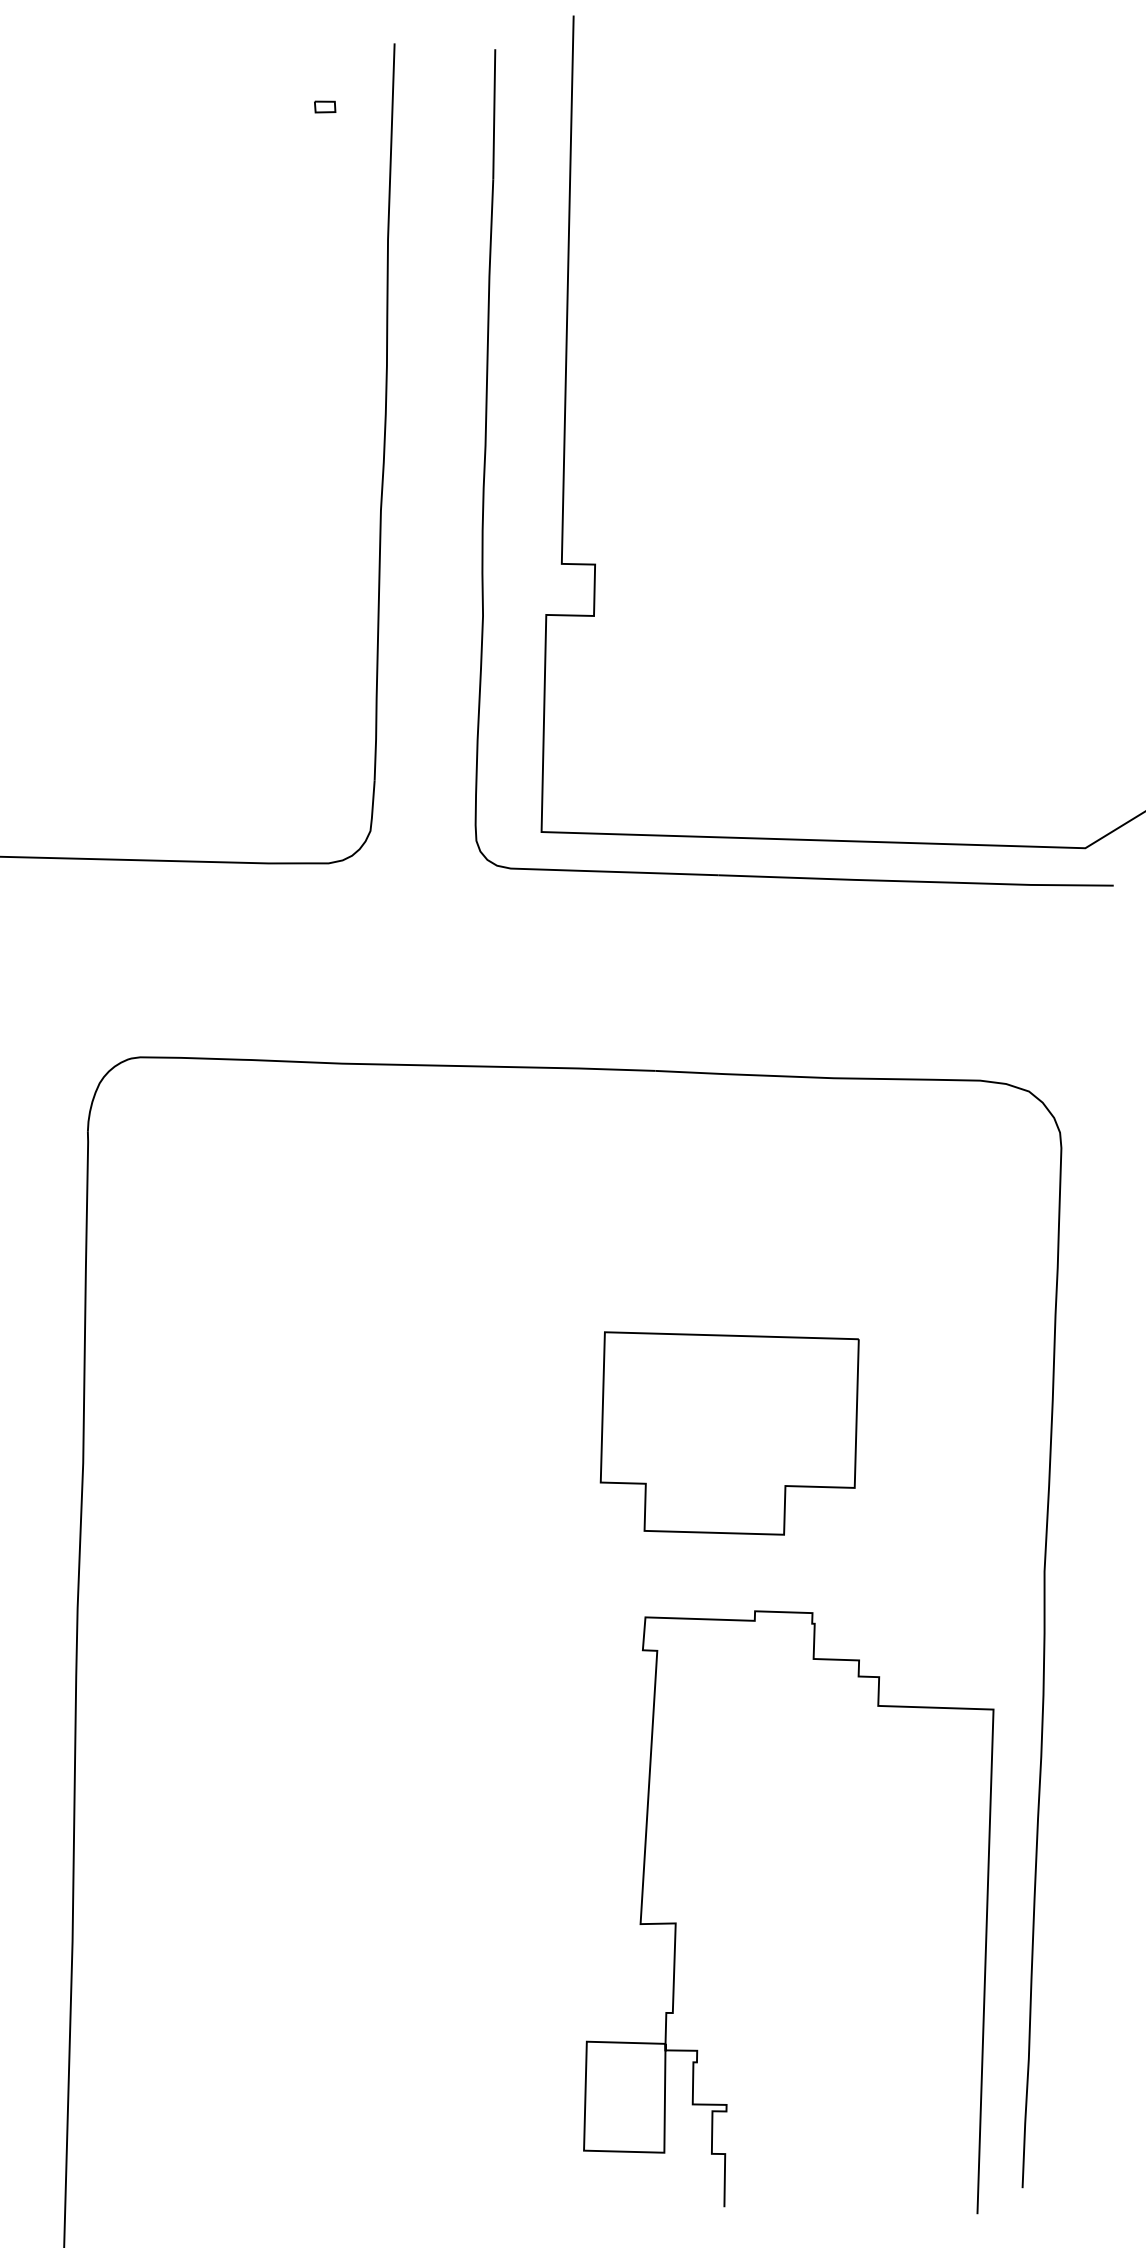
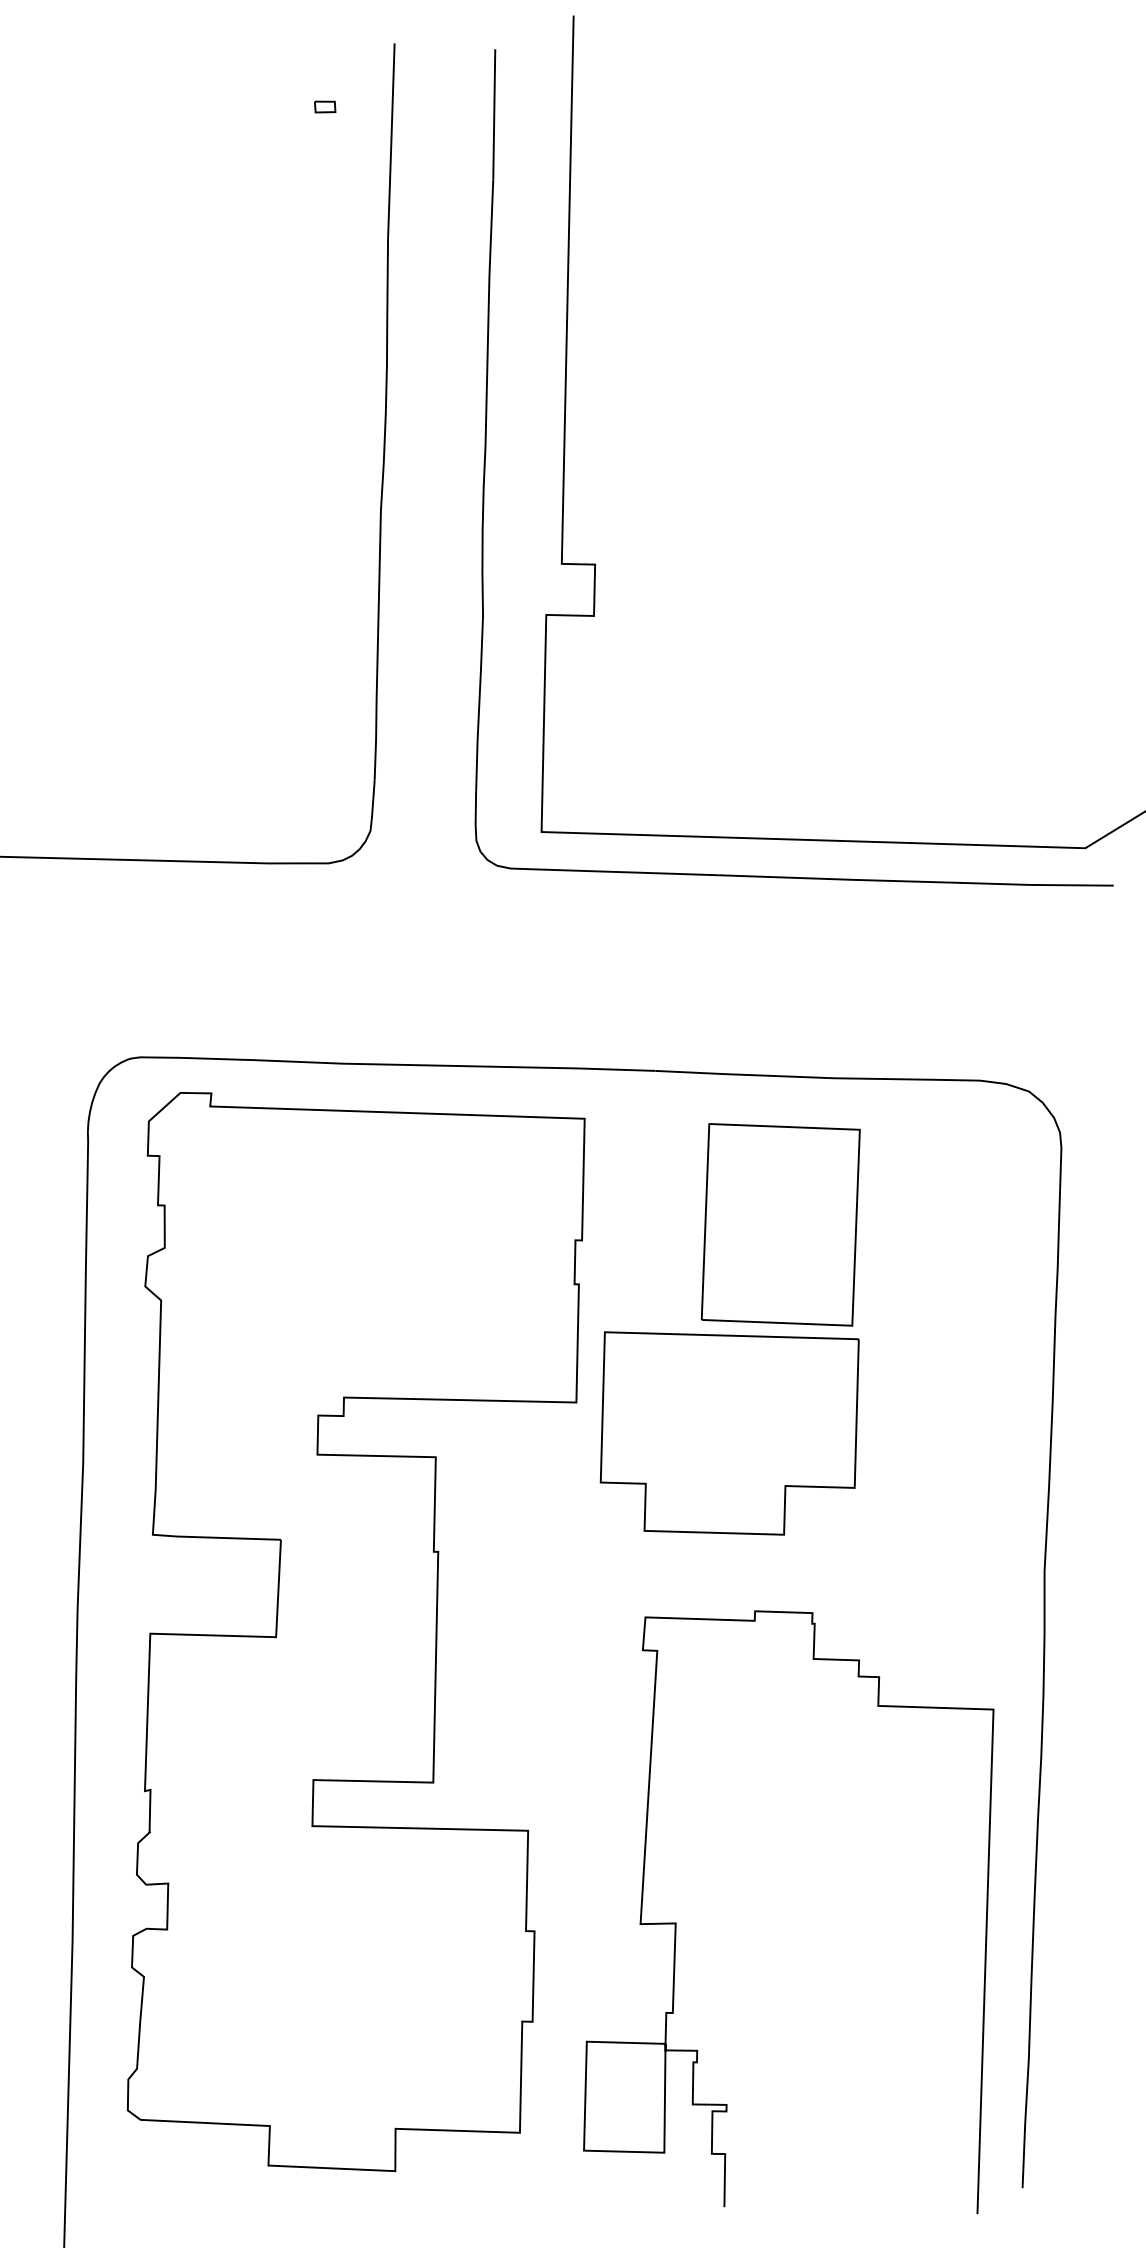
part: none -> present (780, 1224)
part: none -> present (356, 1632)
